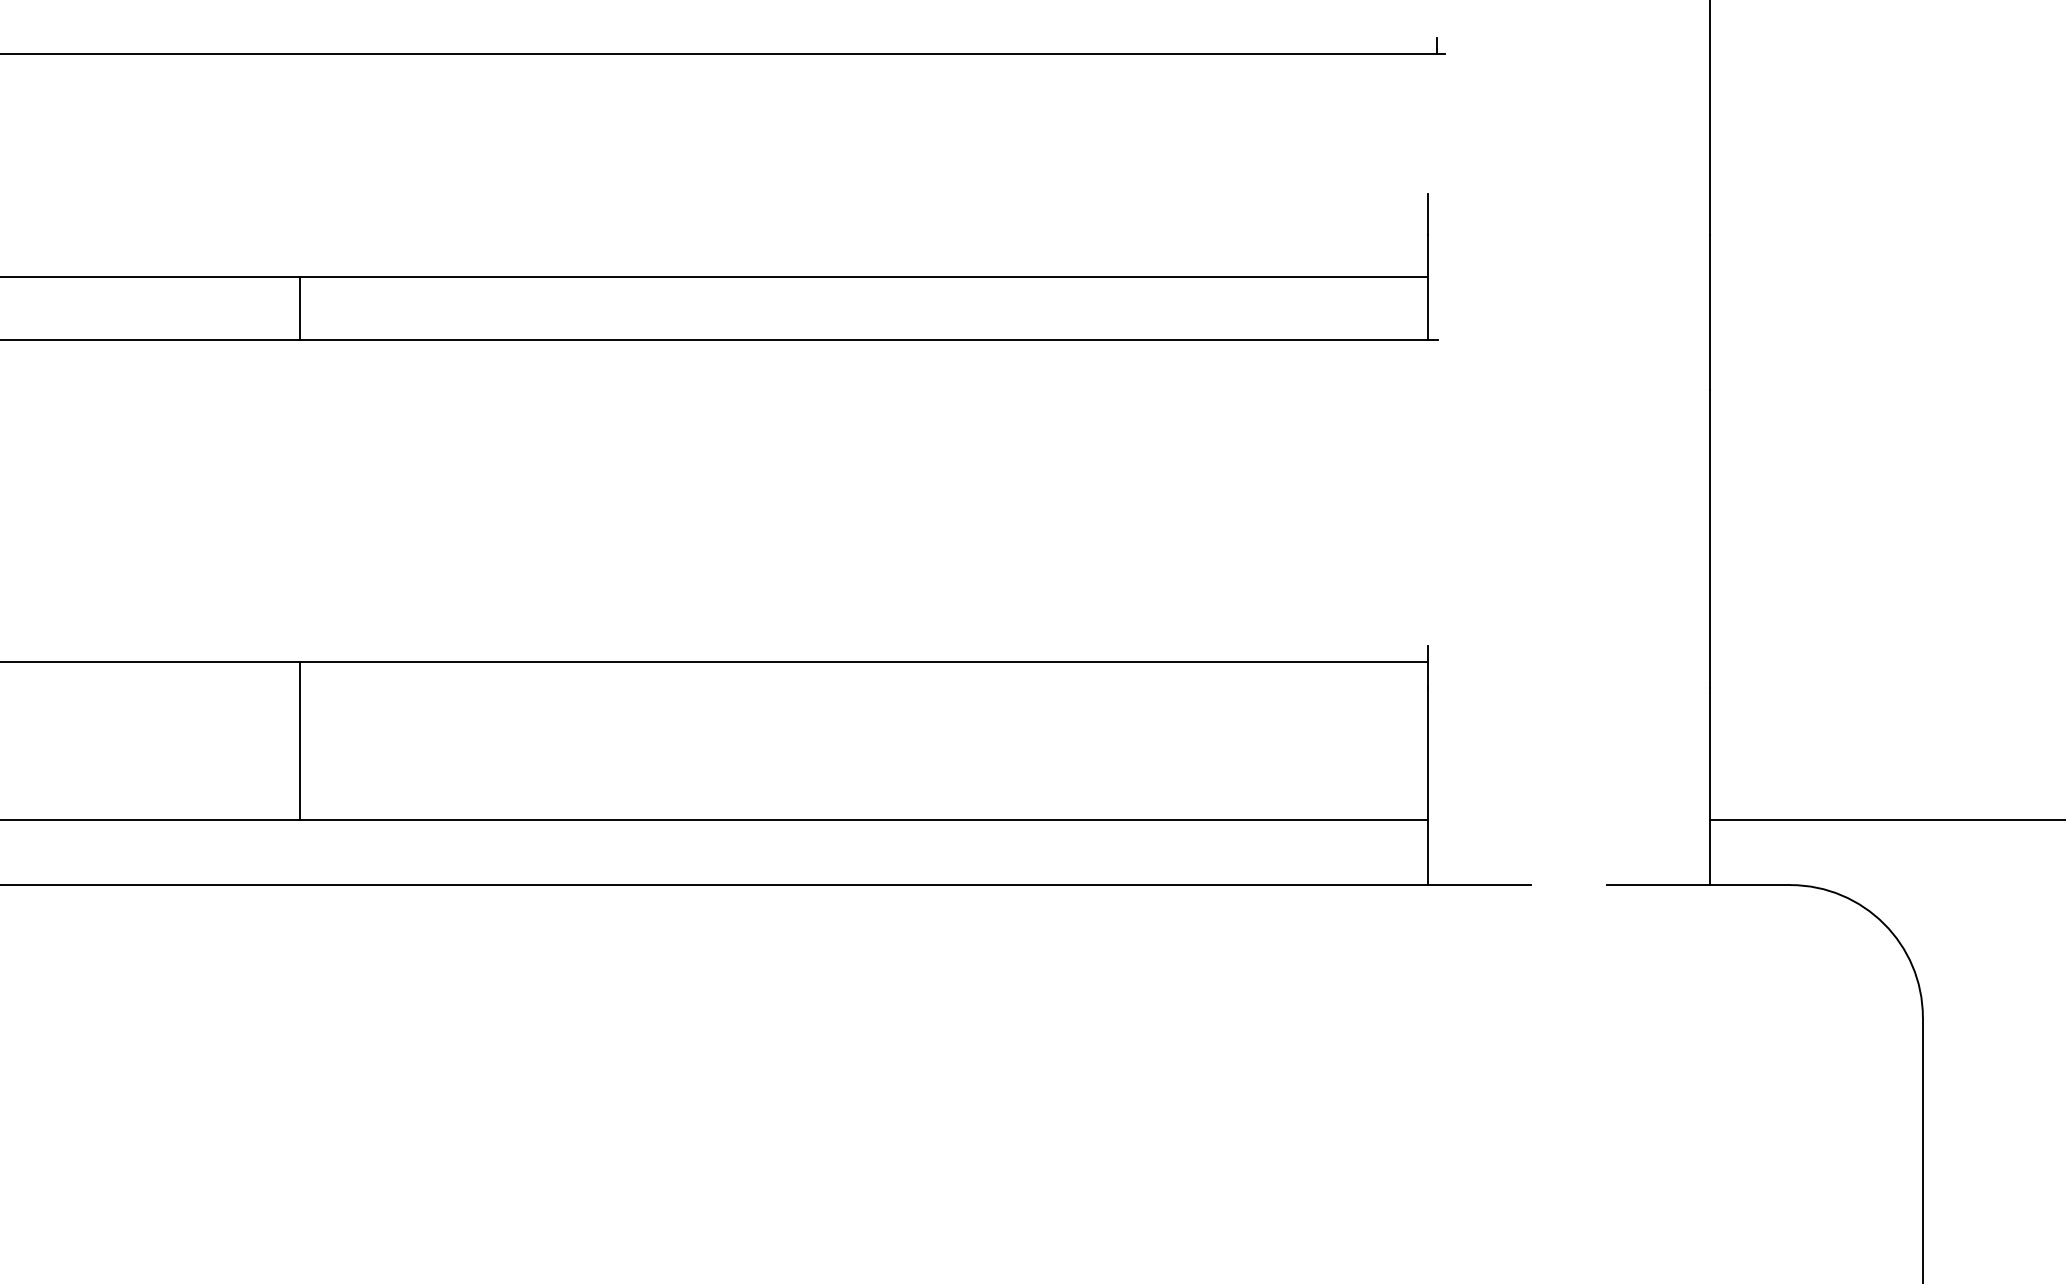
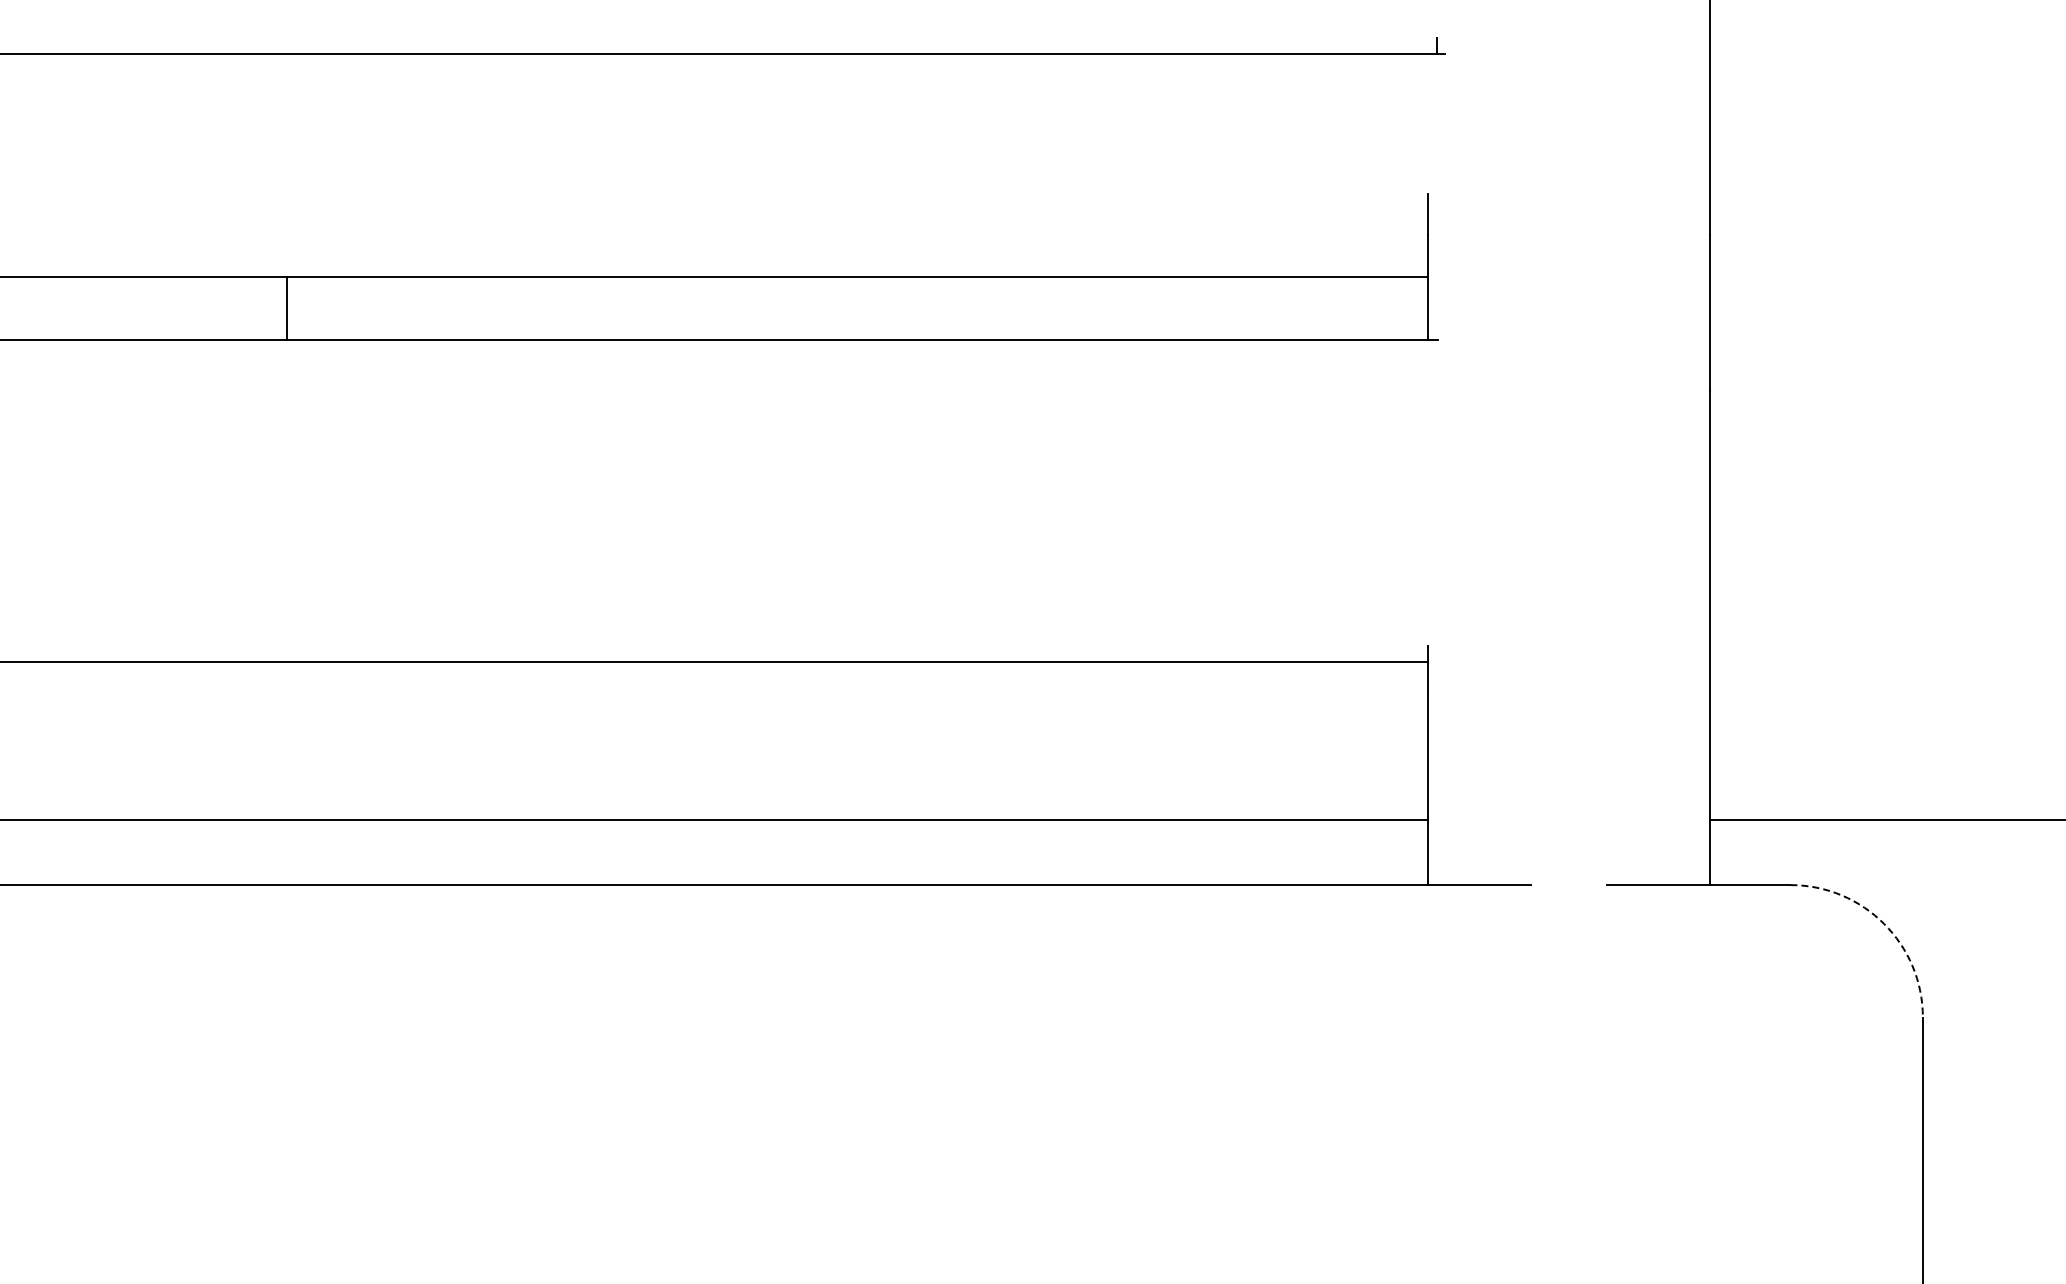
line position: (300, 307) -> (287, 307) (287, 307)
line: present -> none (300, 740)
arc: solid -> dashed (1884, 923)
